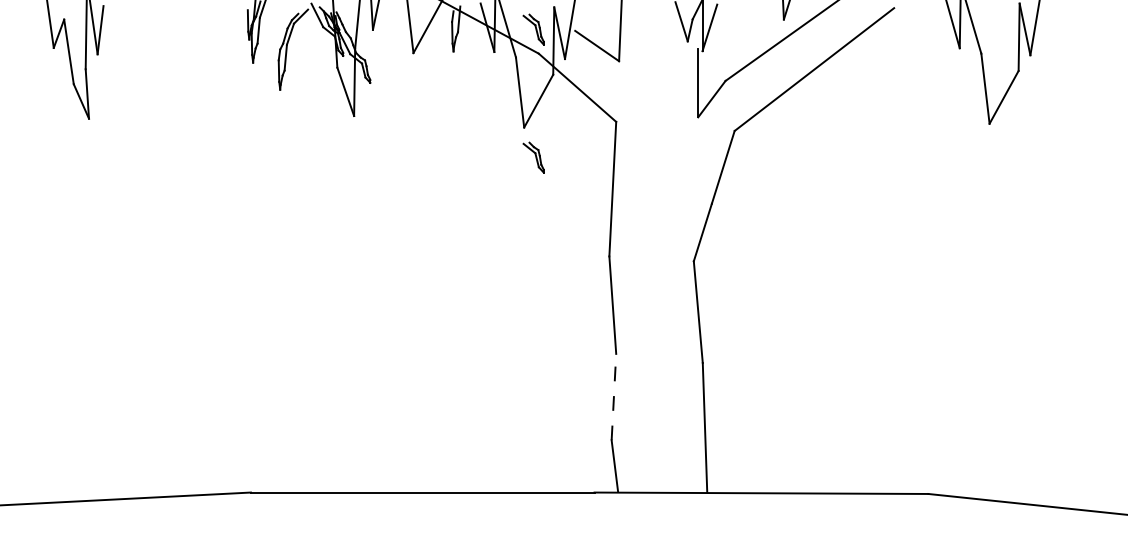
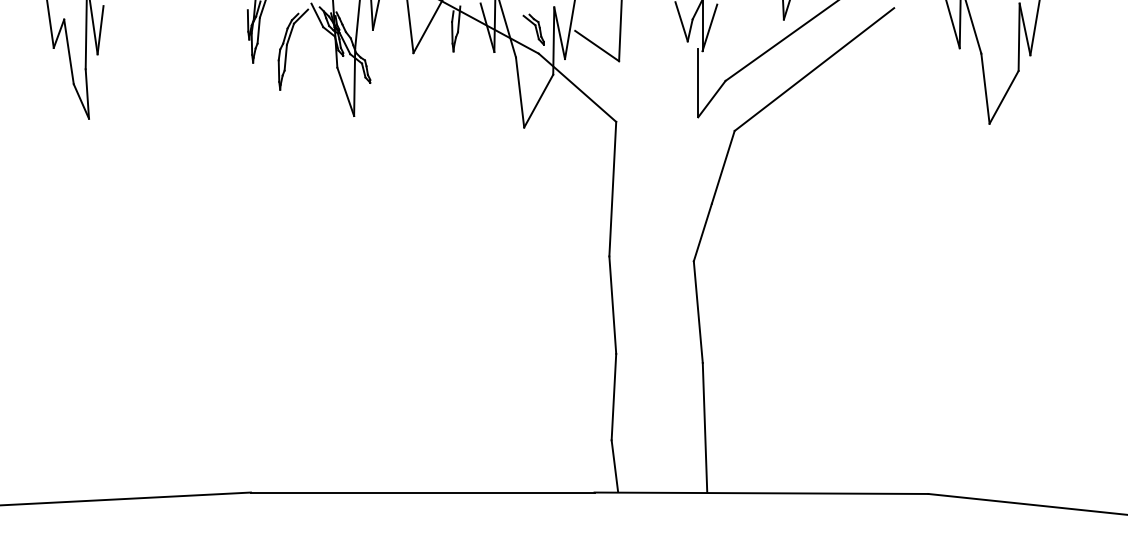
part: present -> none (533, 157)
line: dashed -> solid (613, 396)
